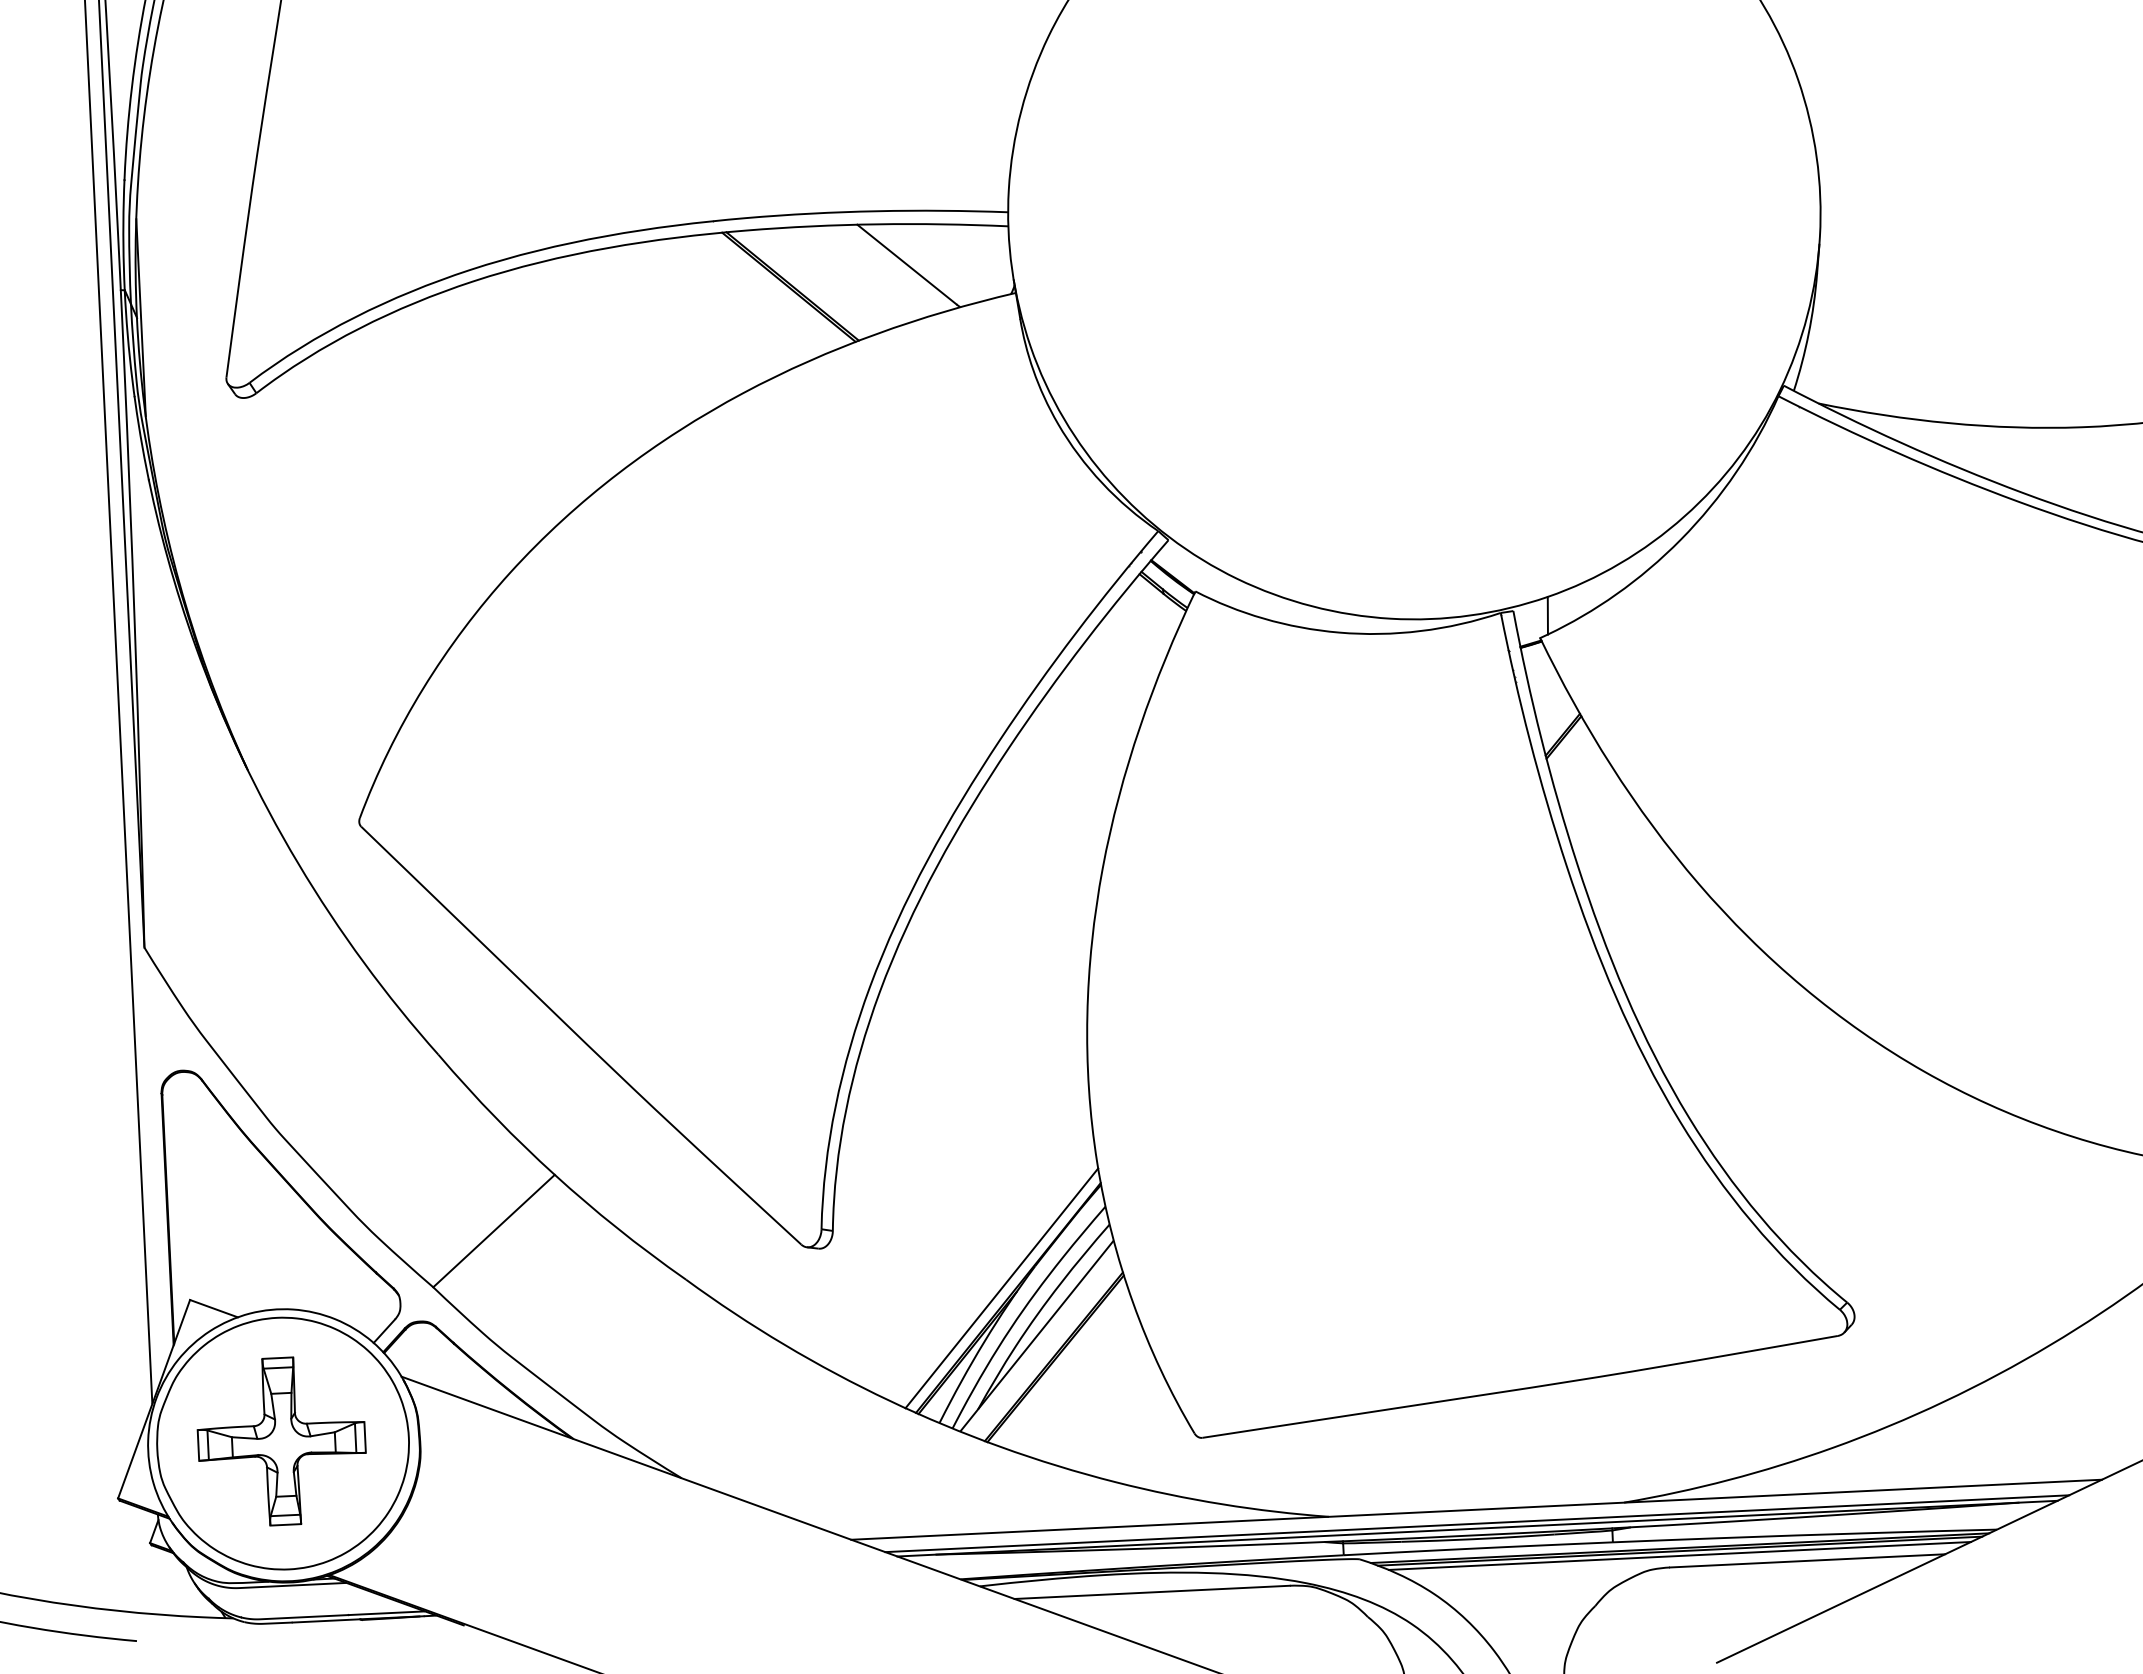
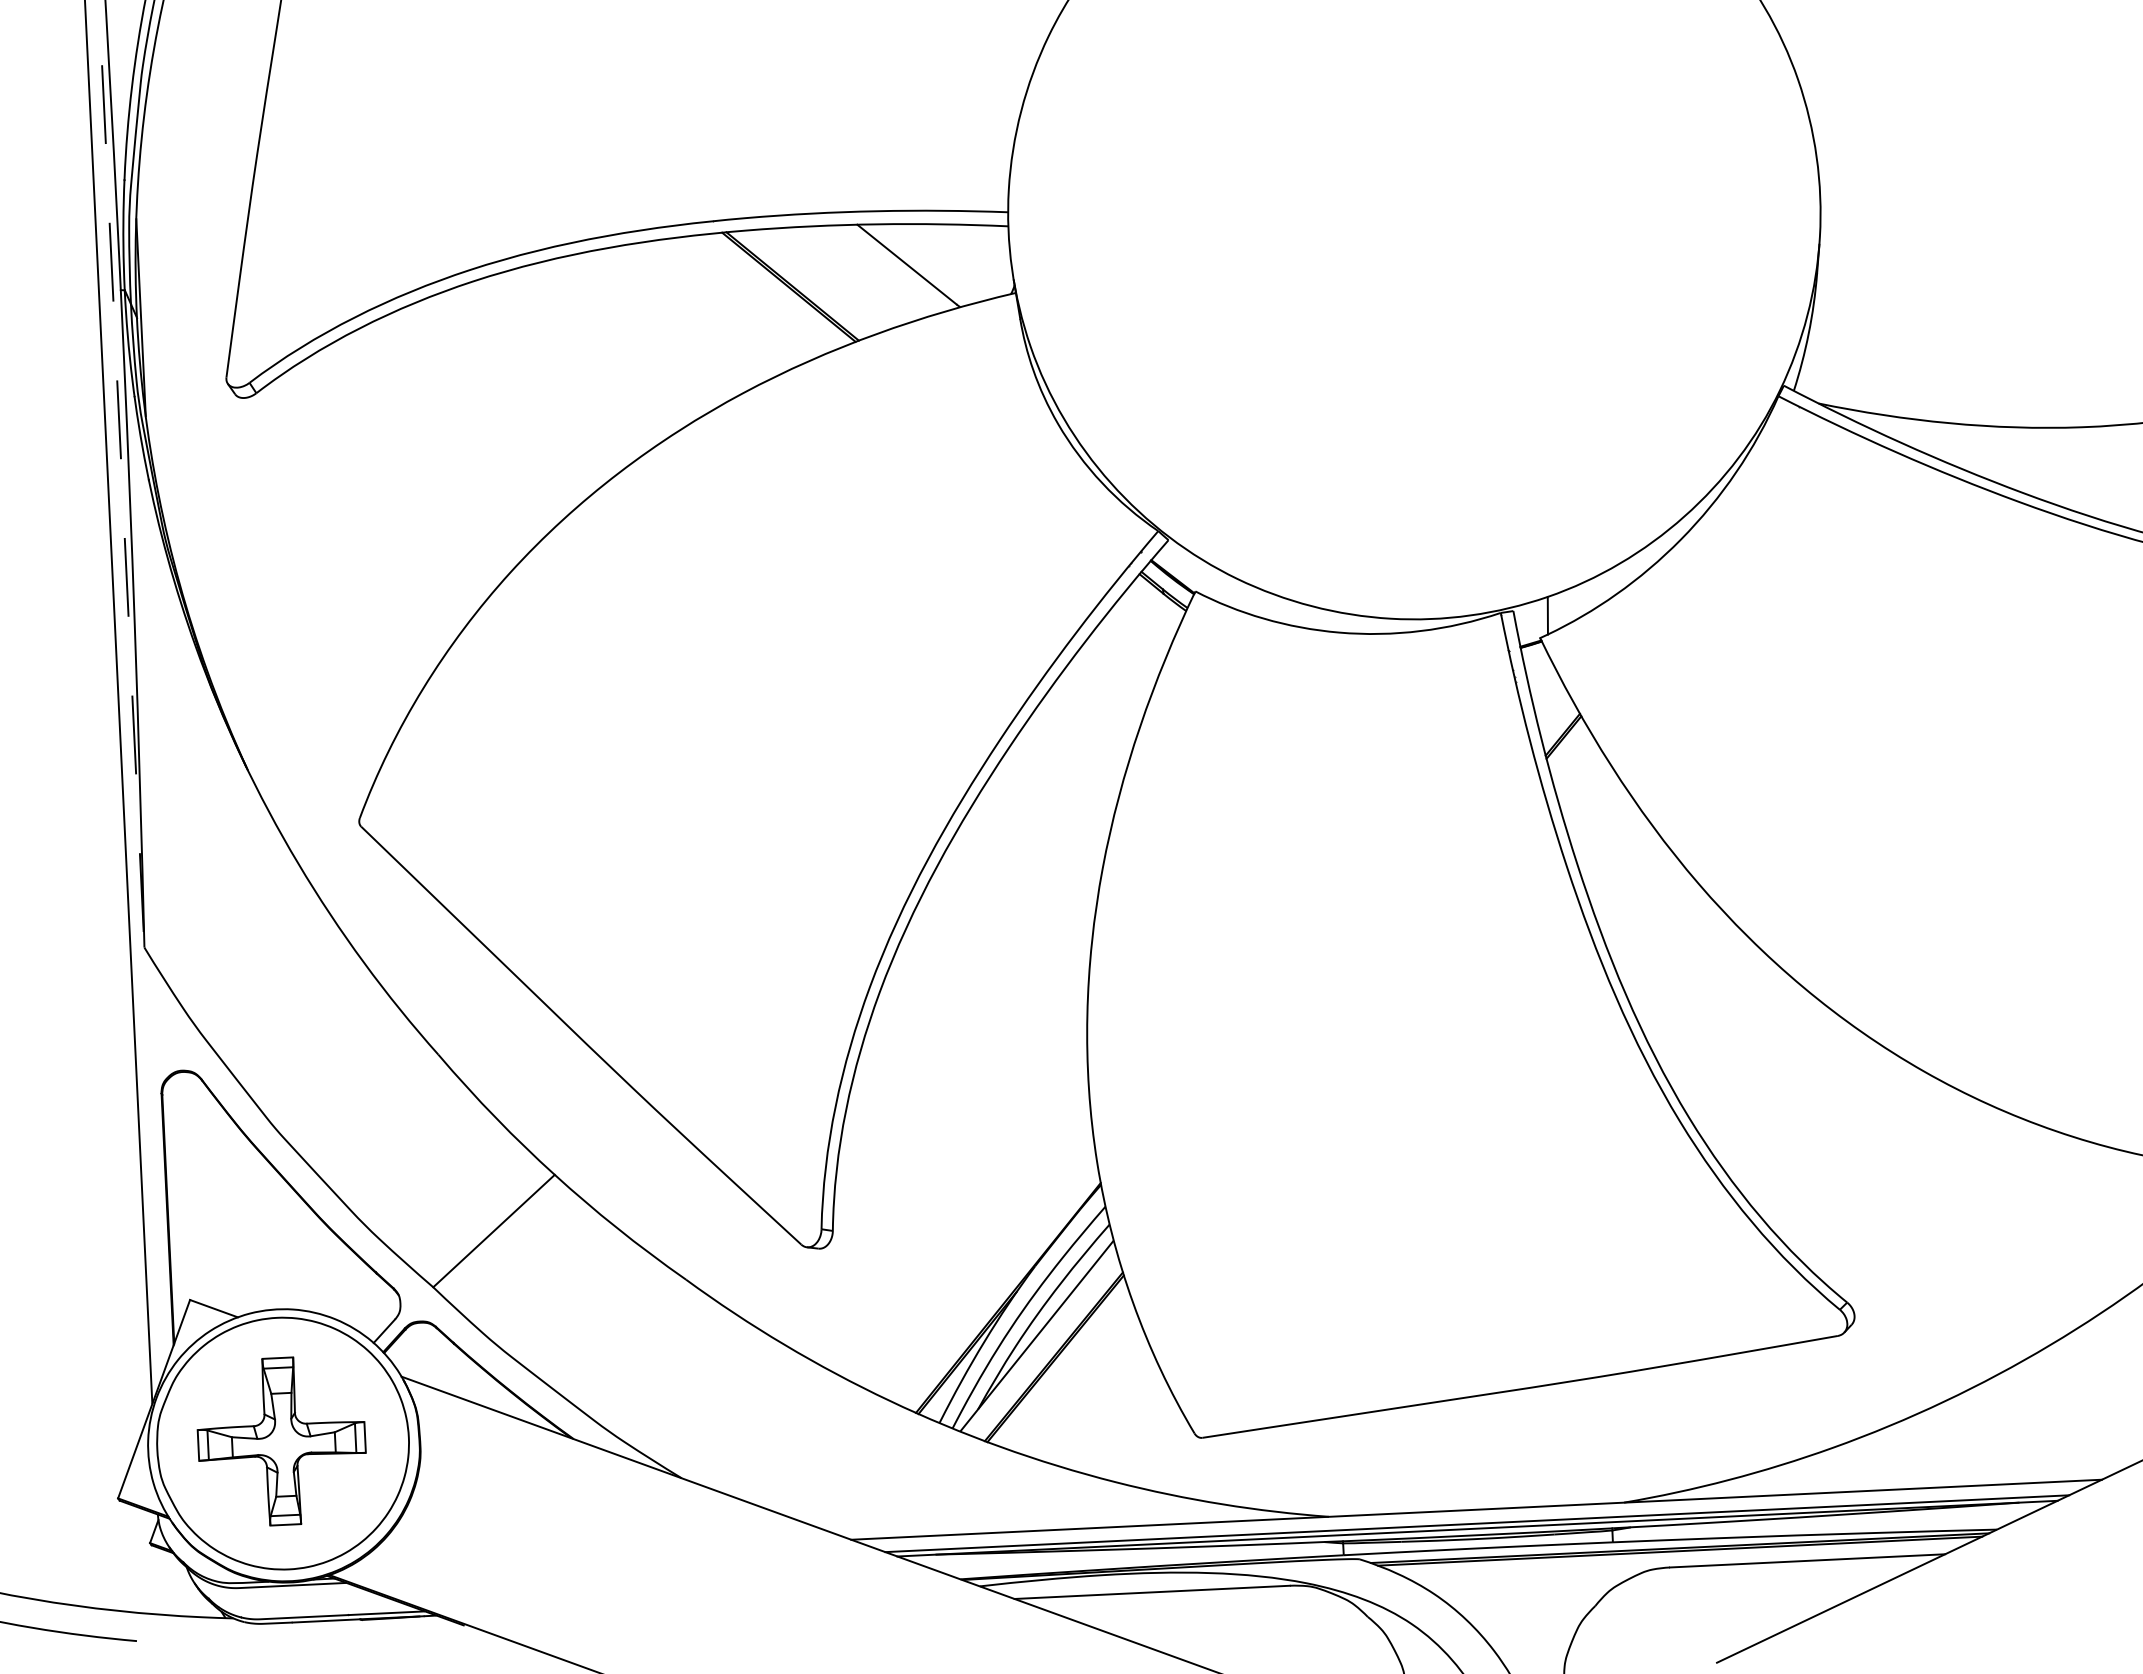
line: solid -> dashed (121, 474)
line: present -> none (1001, 1288)
line: present -> none (1679, 1555)
